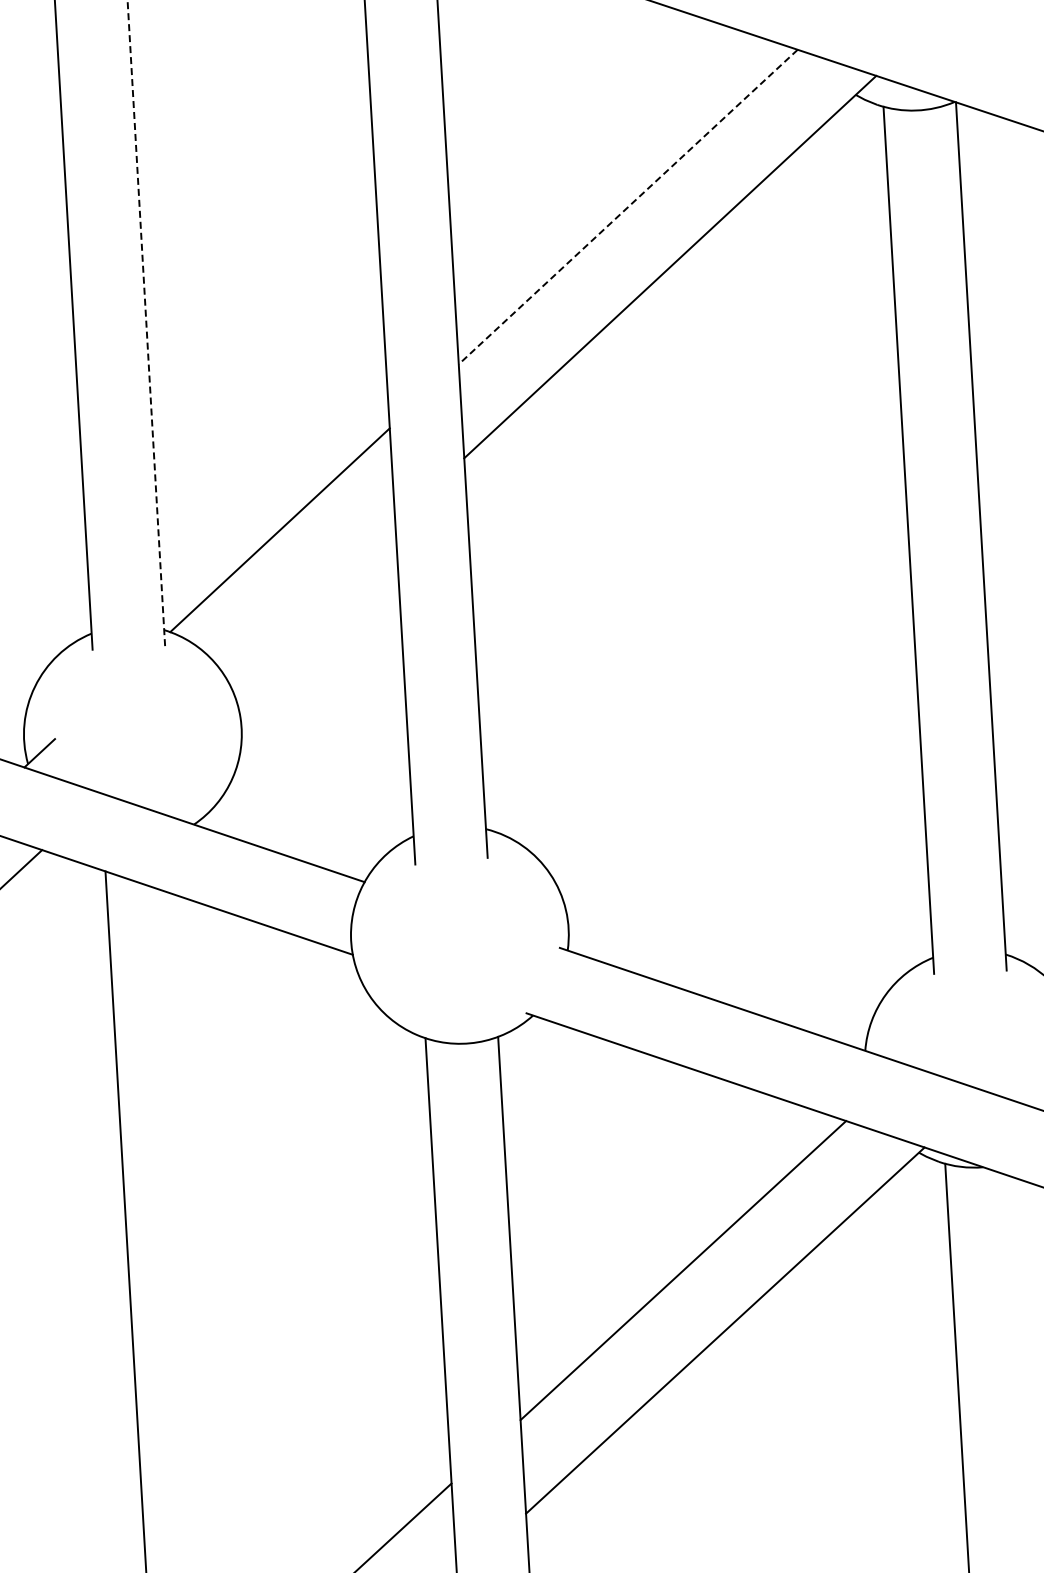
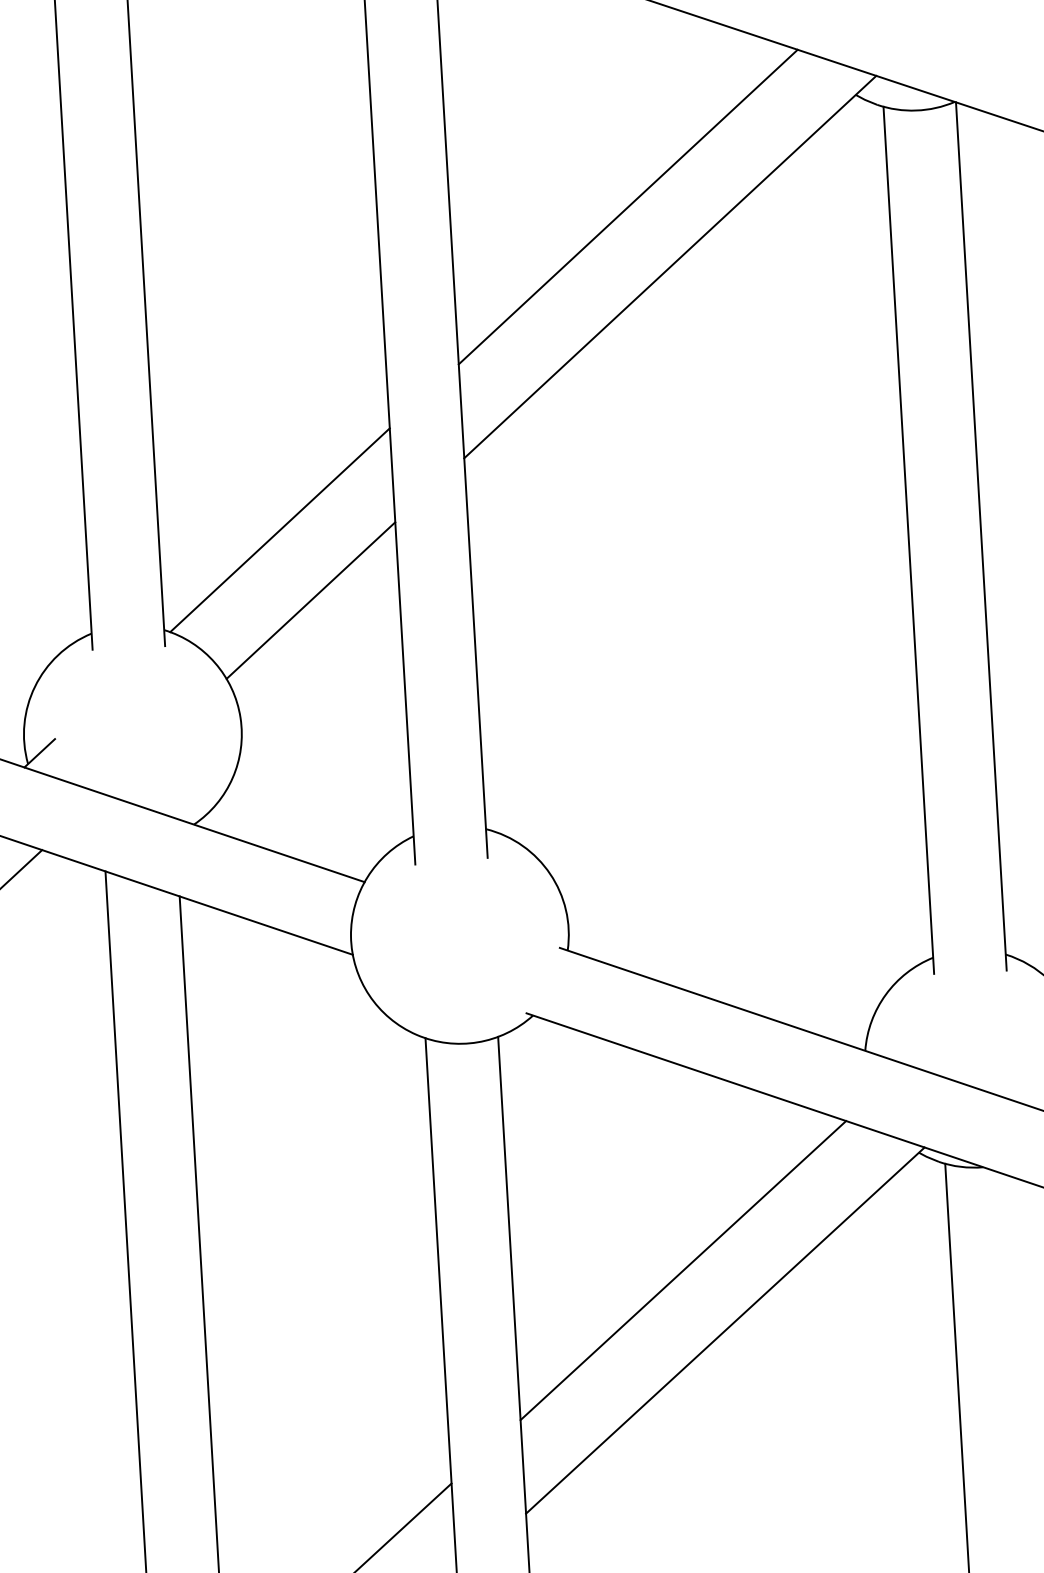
line: dashed -> solid (627, 207)
line: dashed -> solid (146, 322)
line: none -> present (310, 600)
line: none -> present (198, 1232)
